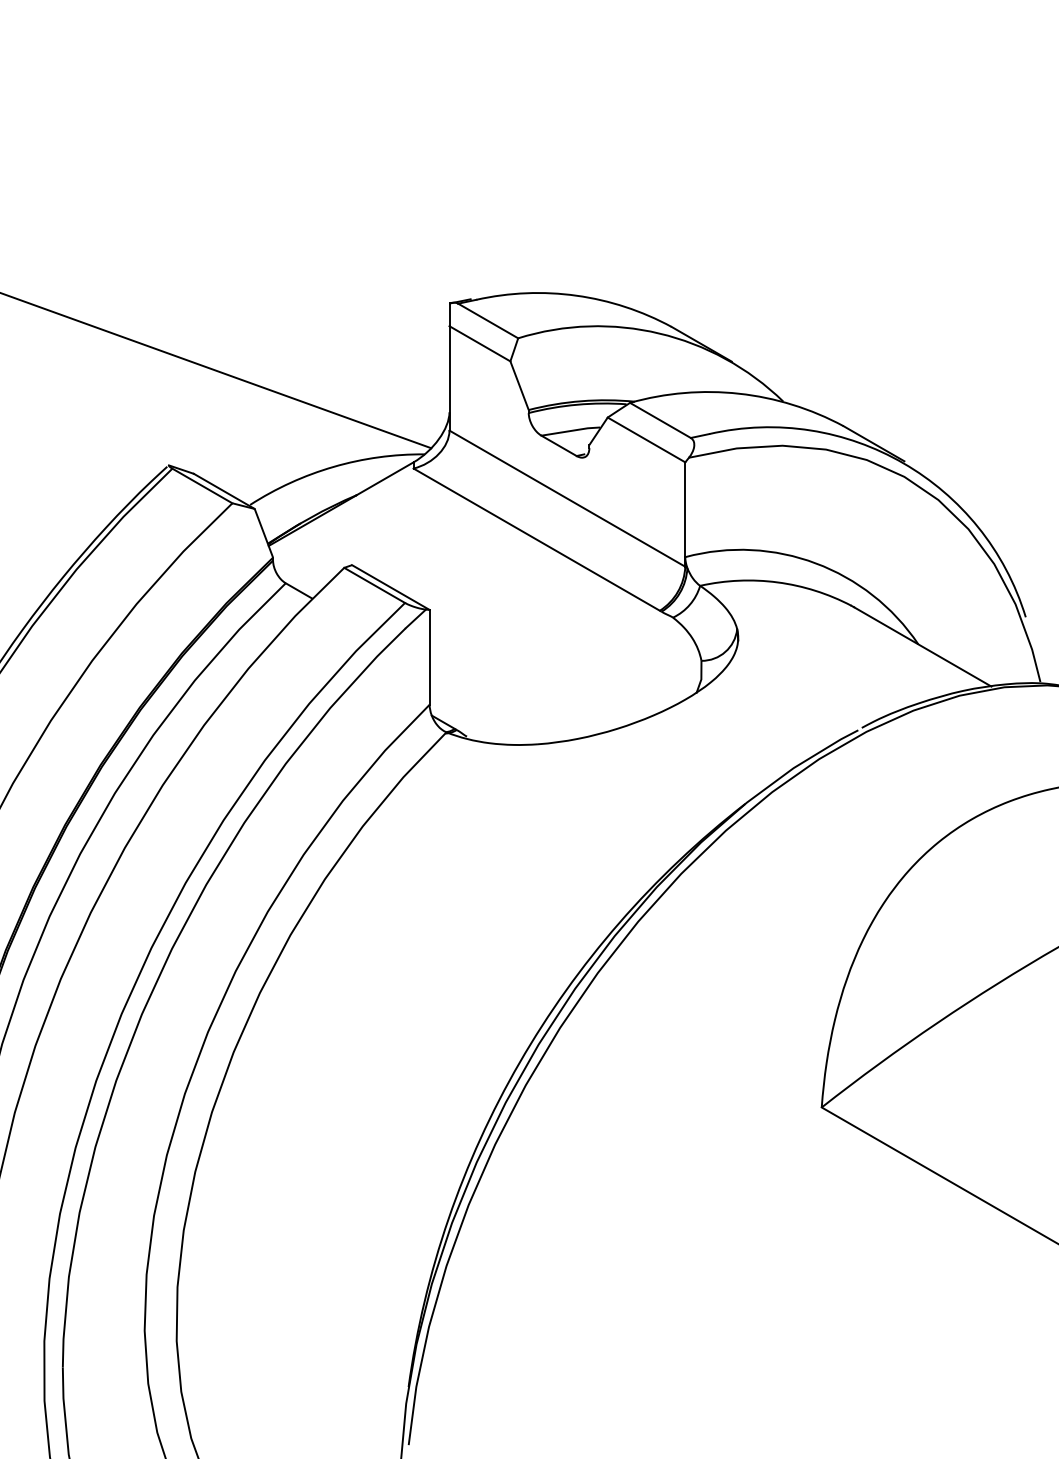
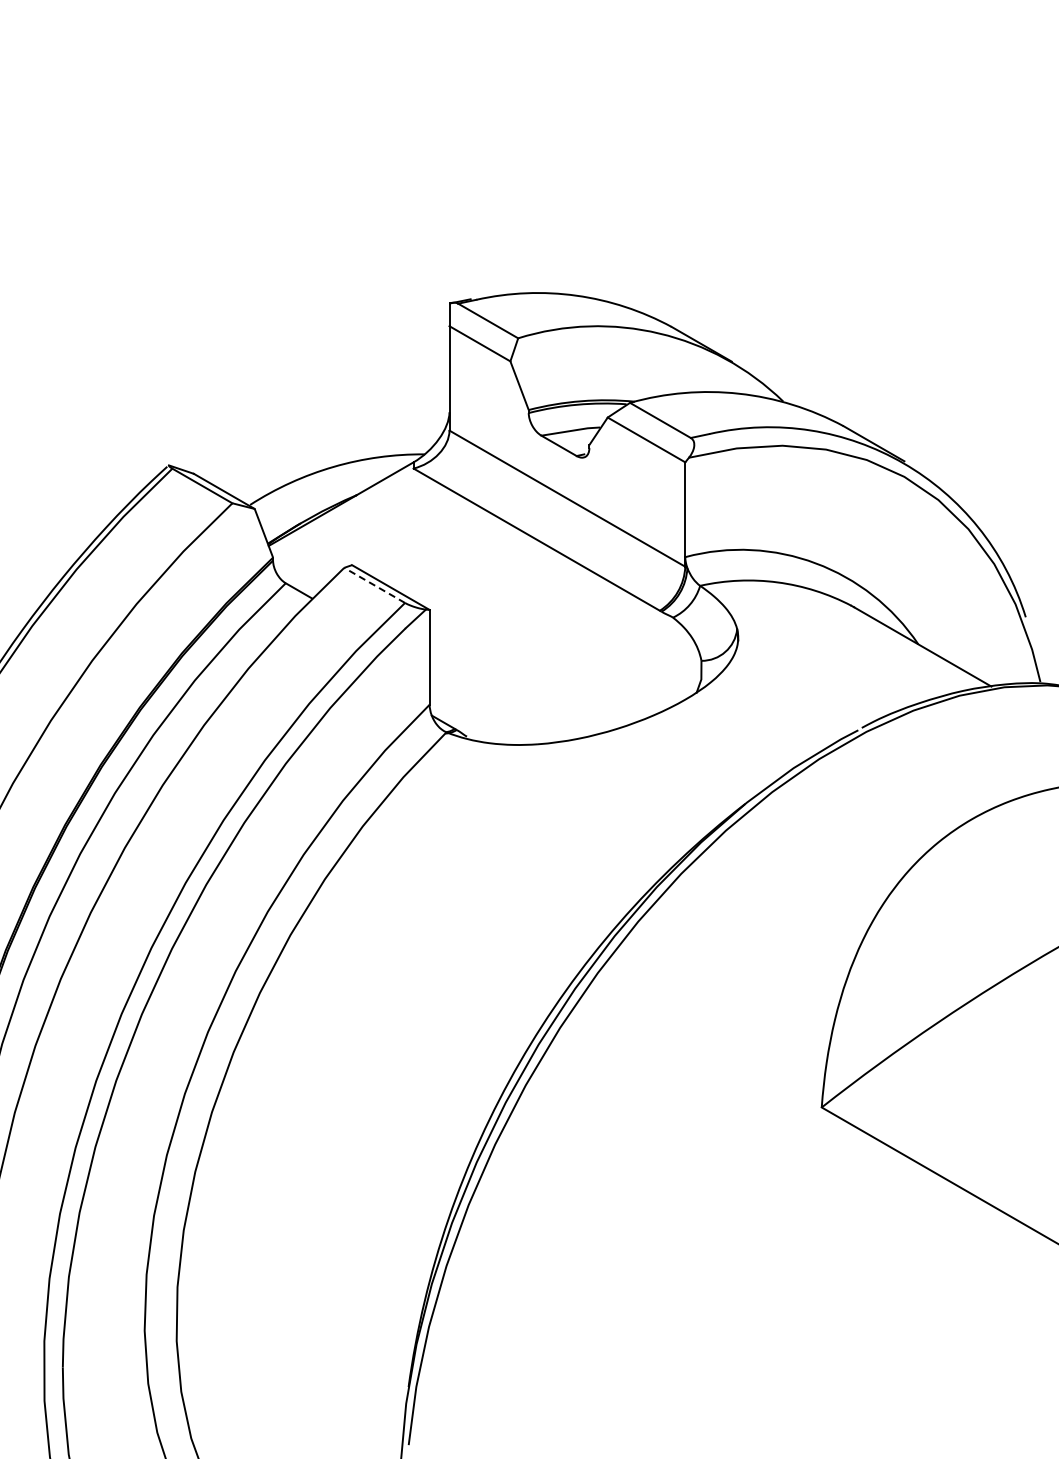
line: present -> none (216, 370)
line: solid -> dashed (374, 585)
